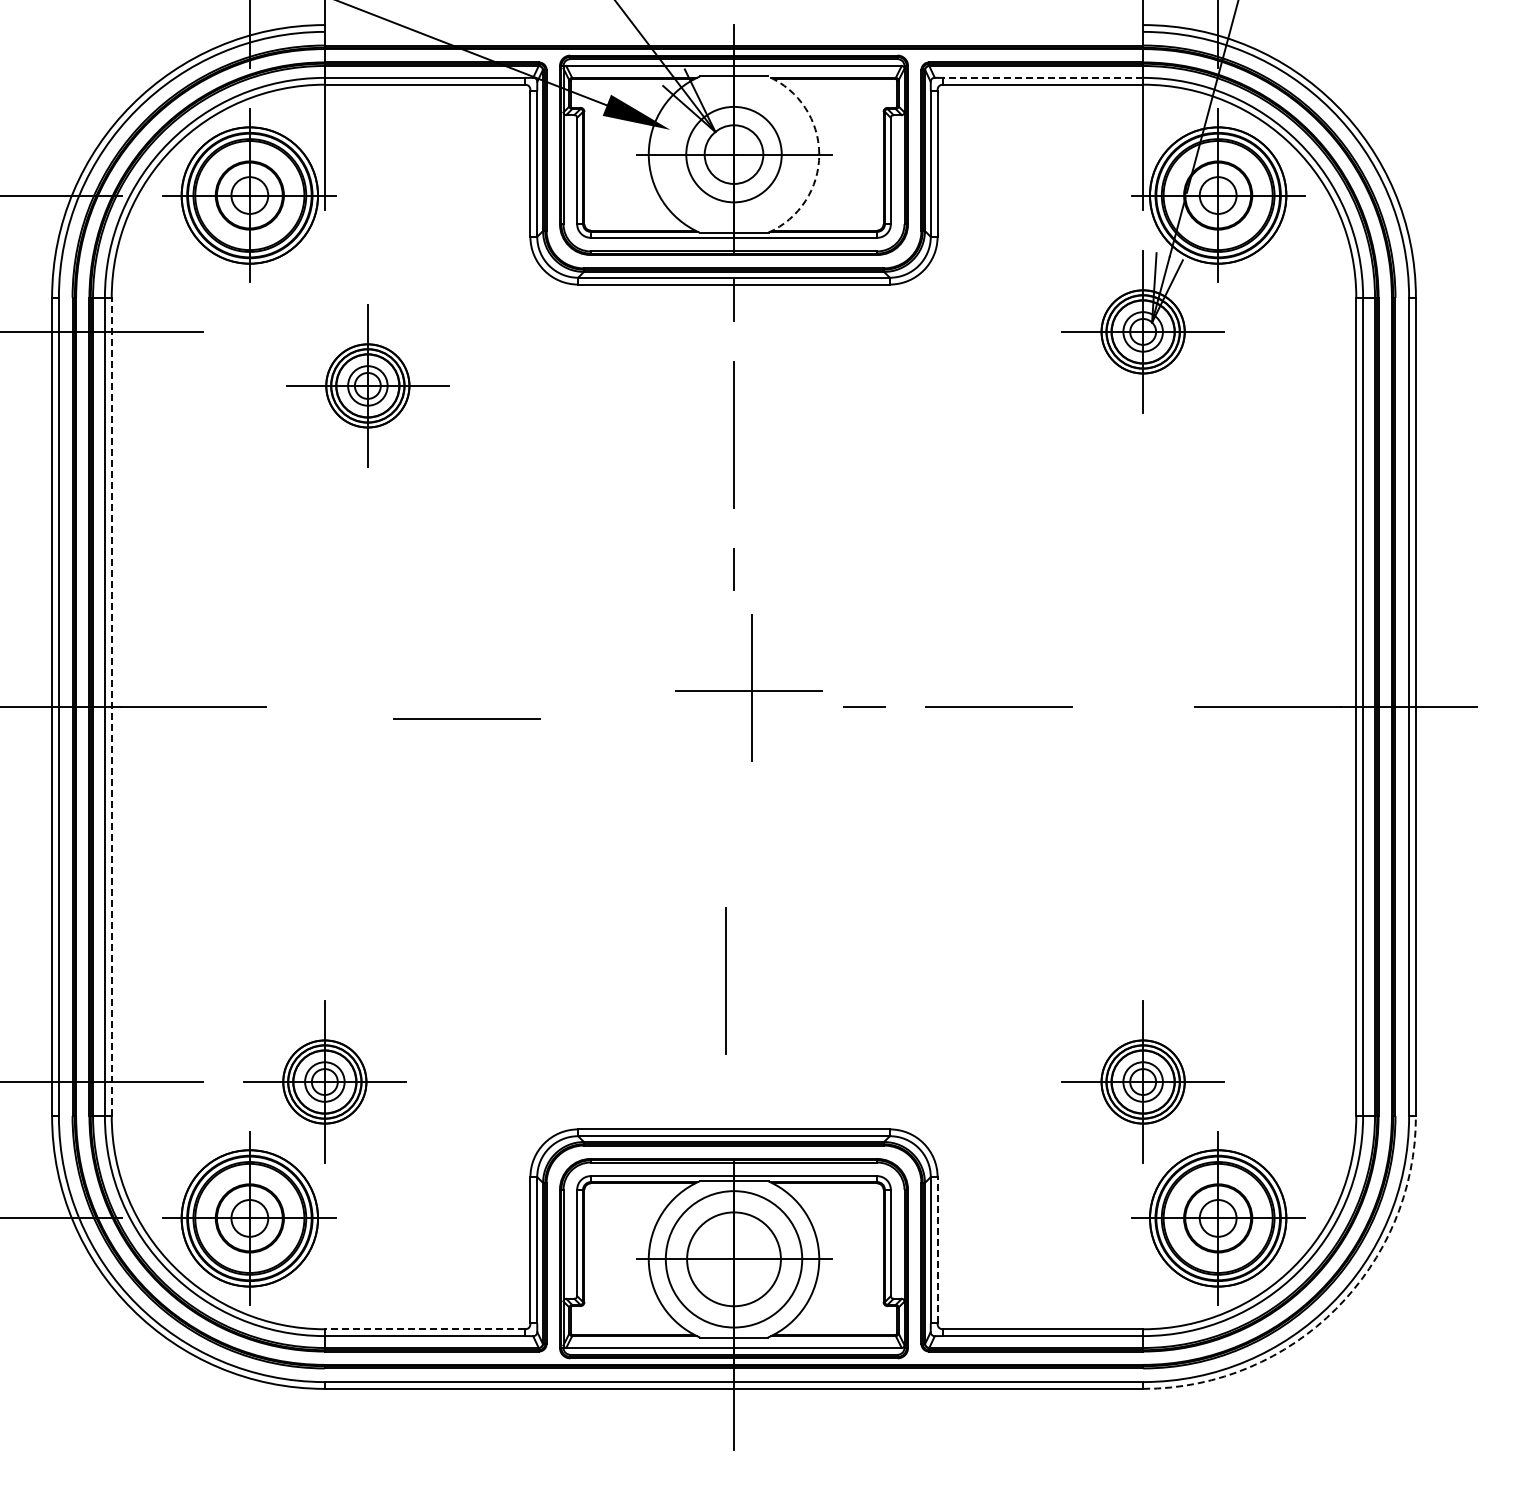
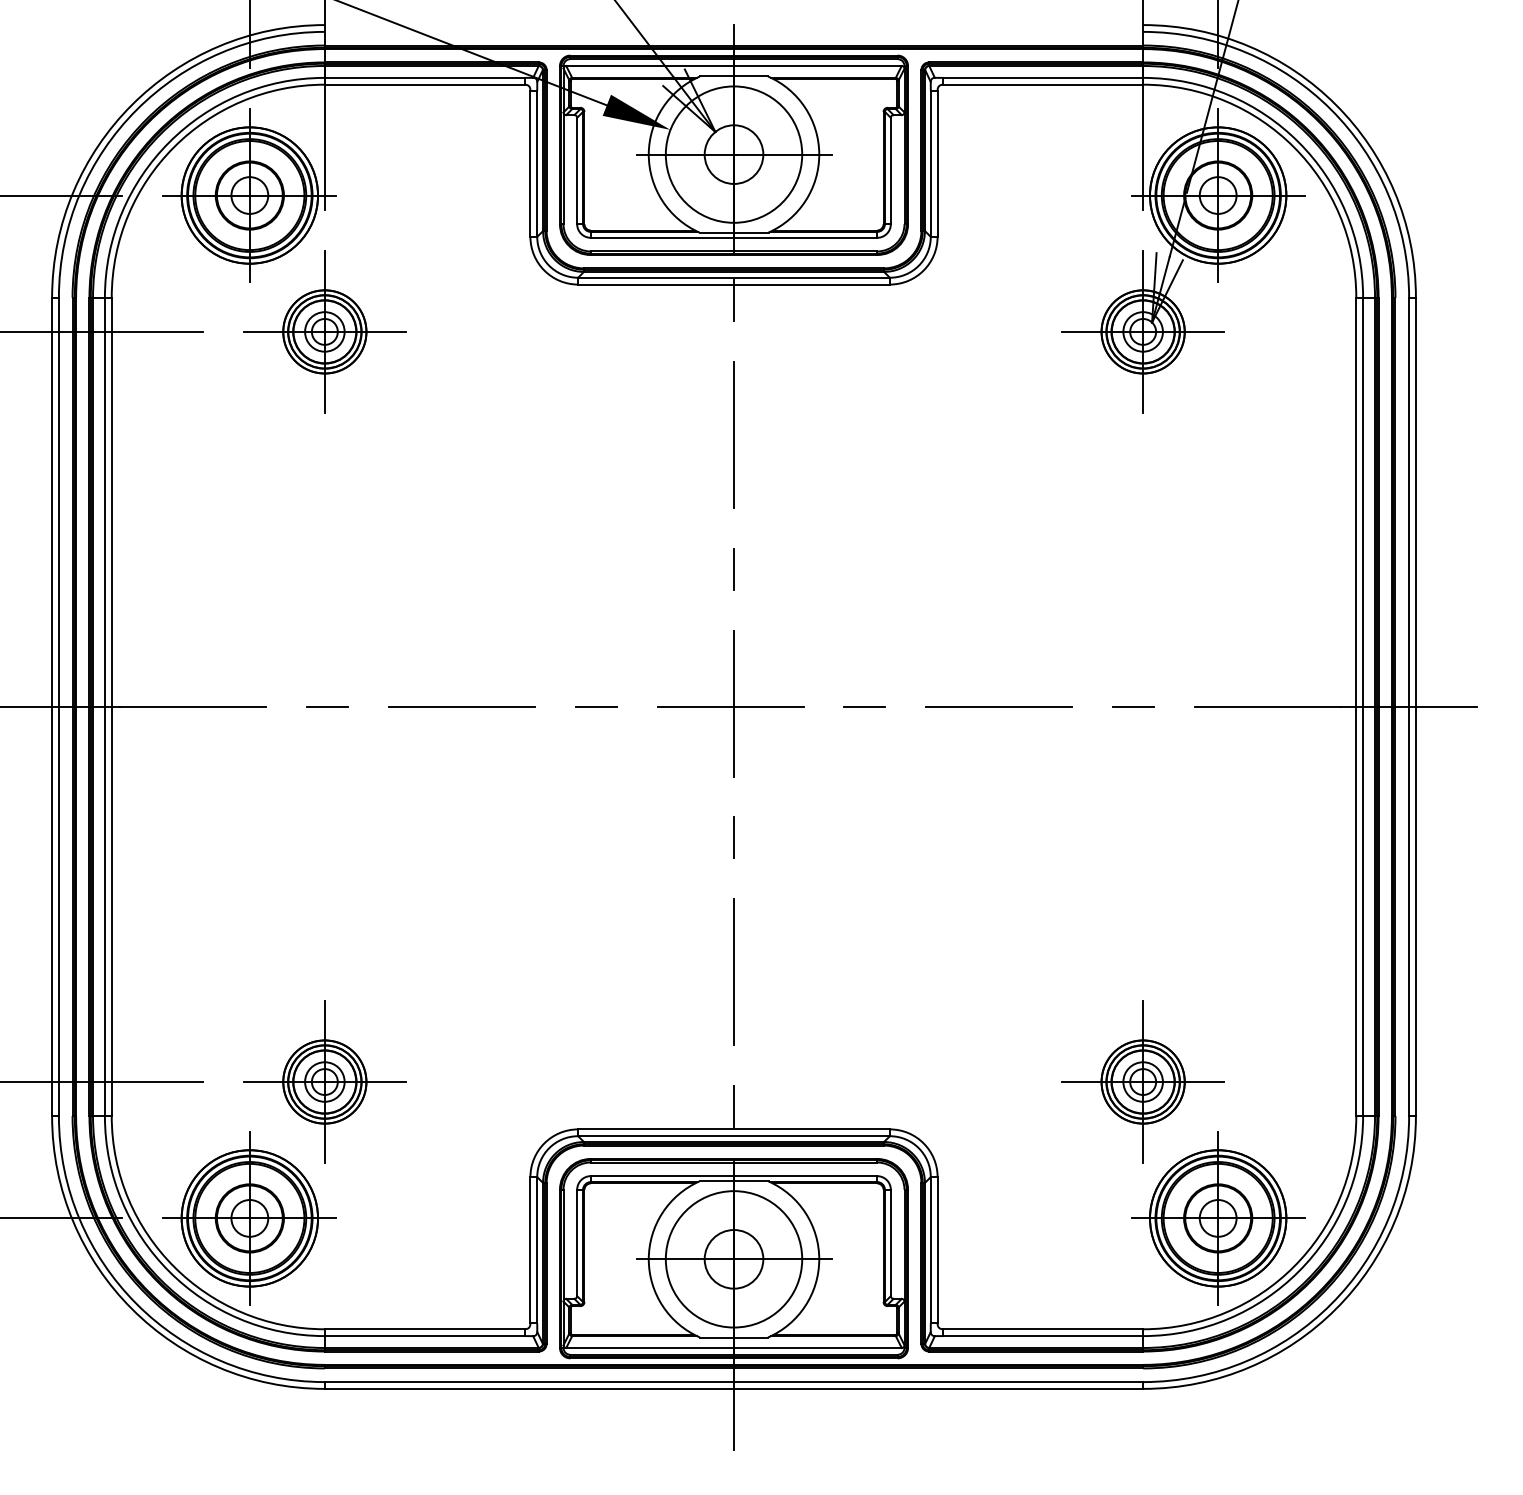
line: dashed -> solid (1043, 77)
circle diameter: 95 px -> 136 px (733, 154)
arc: dashed -> solid (819, 154)
part position: (367, 385) -> (324, 331) (324, 331)
part position: (748, 687) -> (730, 703) (730, 703)
line: dashed -> solid (111, 706)
line: none -> present (327, 706)
line: none -> present (595, 706)
line: none -> present (1133, 706)
line position: (466, 718) -> (461, 706) (461, 706)
line: none -> present (734, 837)
line position: (725, 980) -> (733, 971) (733, 971)
line: none -> present (734, 1106)
line: dashed -> solid (937, 1249)
circle diameter: 94 px -> 59 px (733, 1259)
arc: dashed -> solid (1336, 1309)
line: dashed -> solid (424, 1329)
